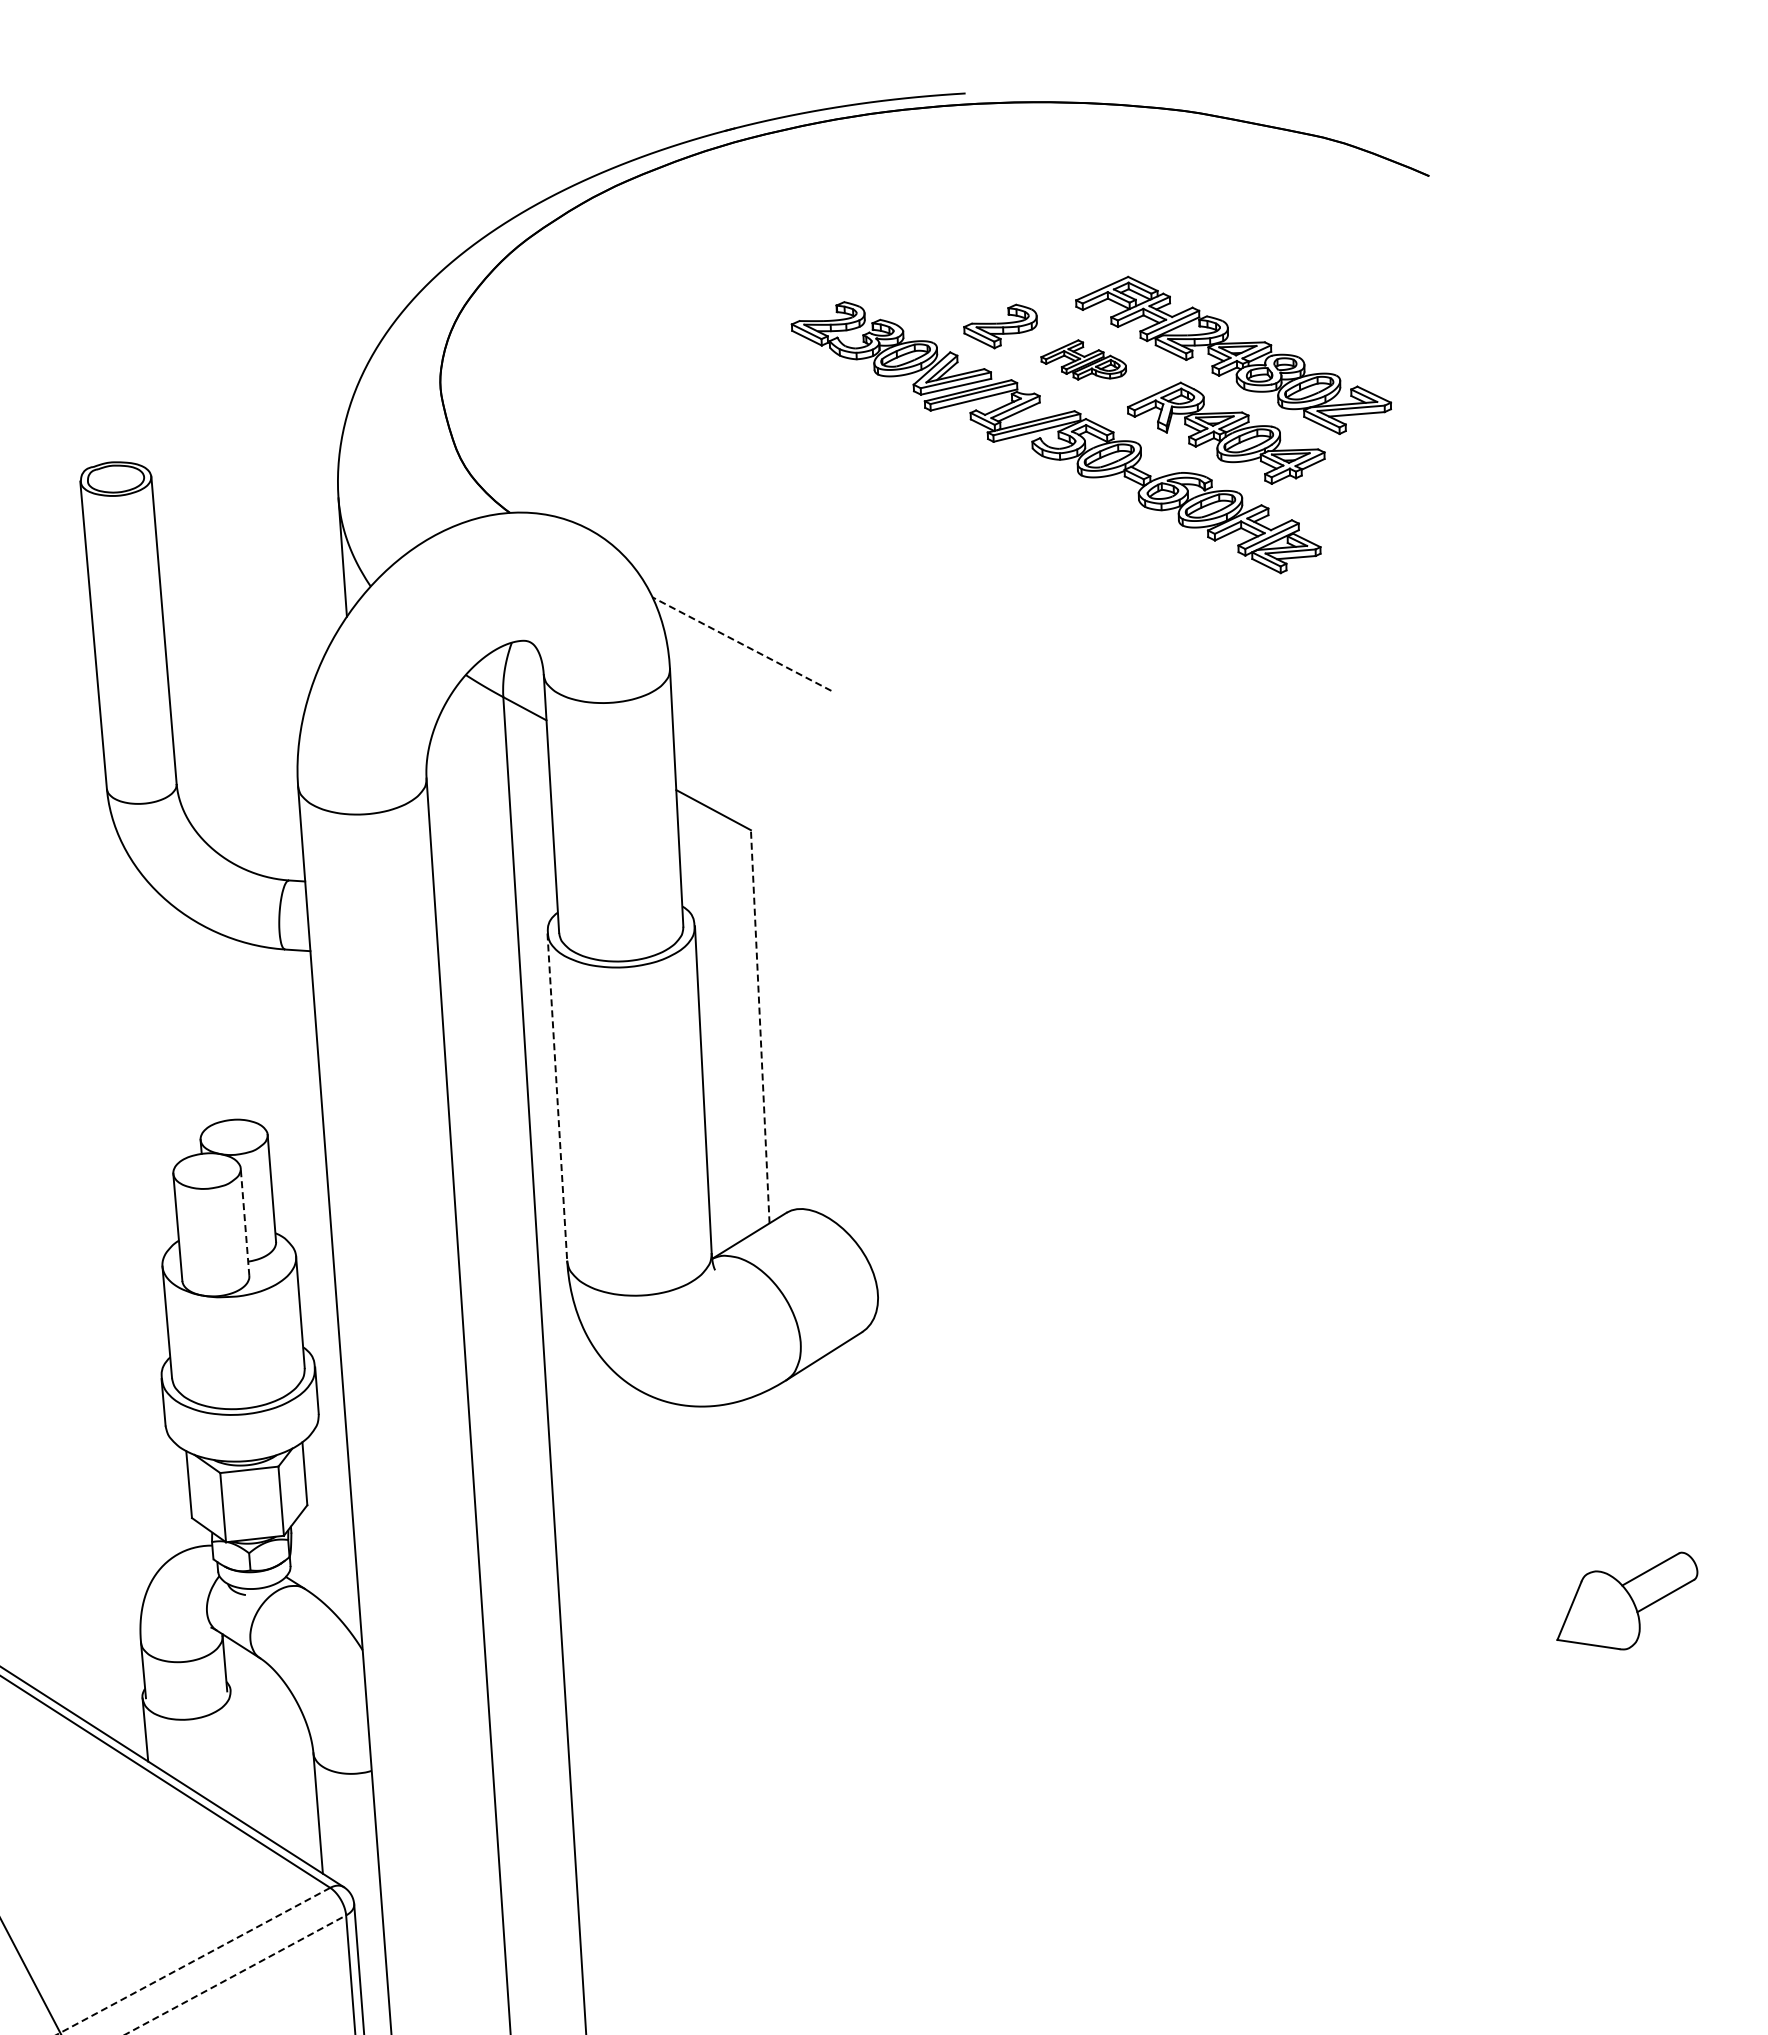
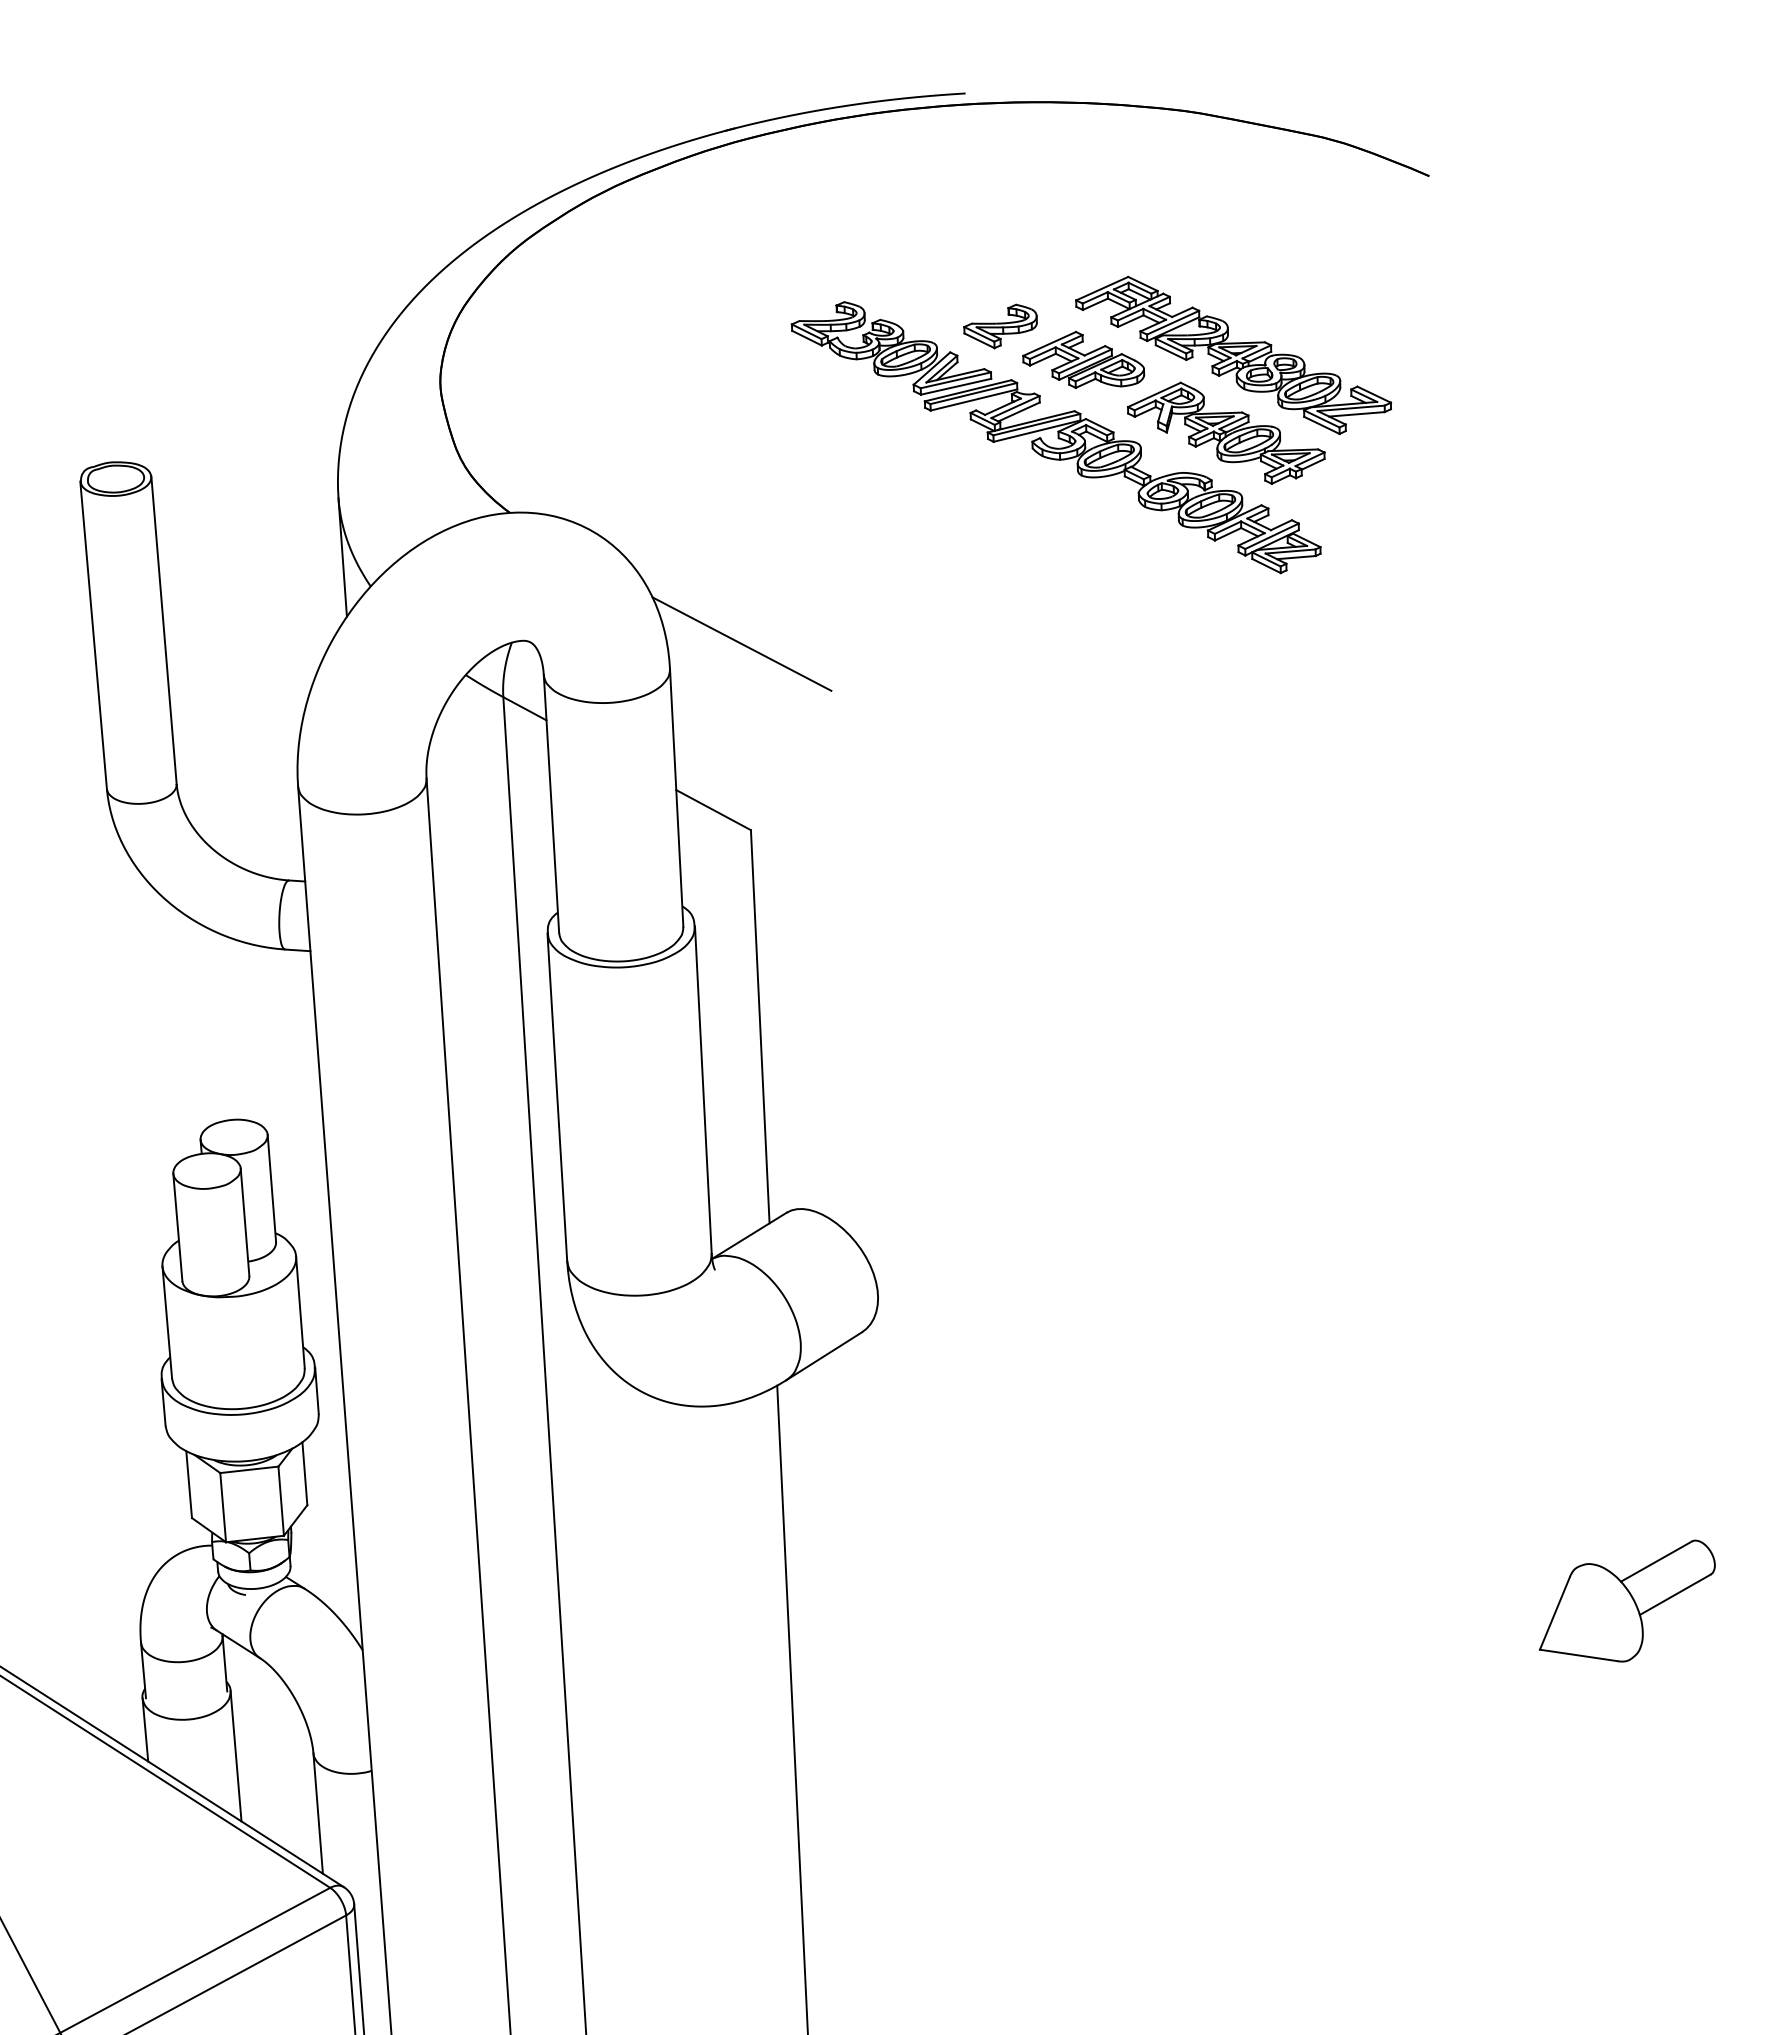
part size: 87x42 px -> 124x58 px (1083, 359)
line: dashed -> solid (742, 644)
line: dashed -> solid (760, 1026)
line: dashed -> solid (557, 1097)
line: dashed -> solid (245, 1222)
part size: 143x100 px -> 177x124 px (1627, 1600)
line: none -> present (792, 1708)
line: none -> present (235, 1756)
line: dashed -> solid (193, 1961)
line: dashed -> solid (235, 1975)
